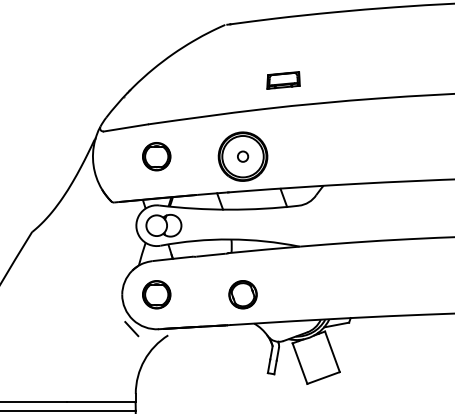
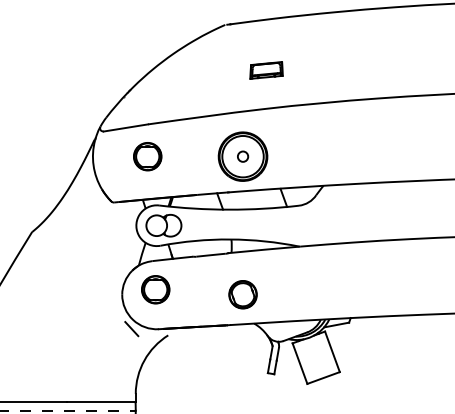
part position: (283, 80) -> (266, 70) (266, 70)
part position: (156, 156) -> (147, 156) (147, 156)
part position: (156, 294) -> (155, 289) (155, 289)
line: solid -> dashed (68, 410)
